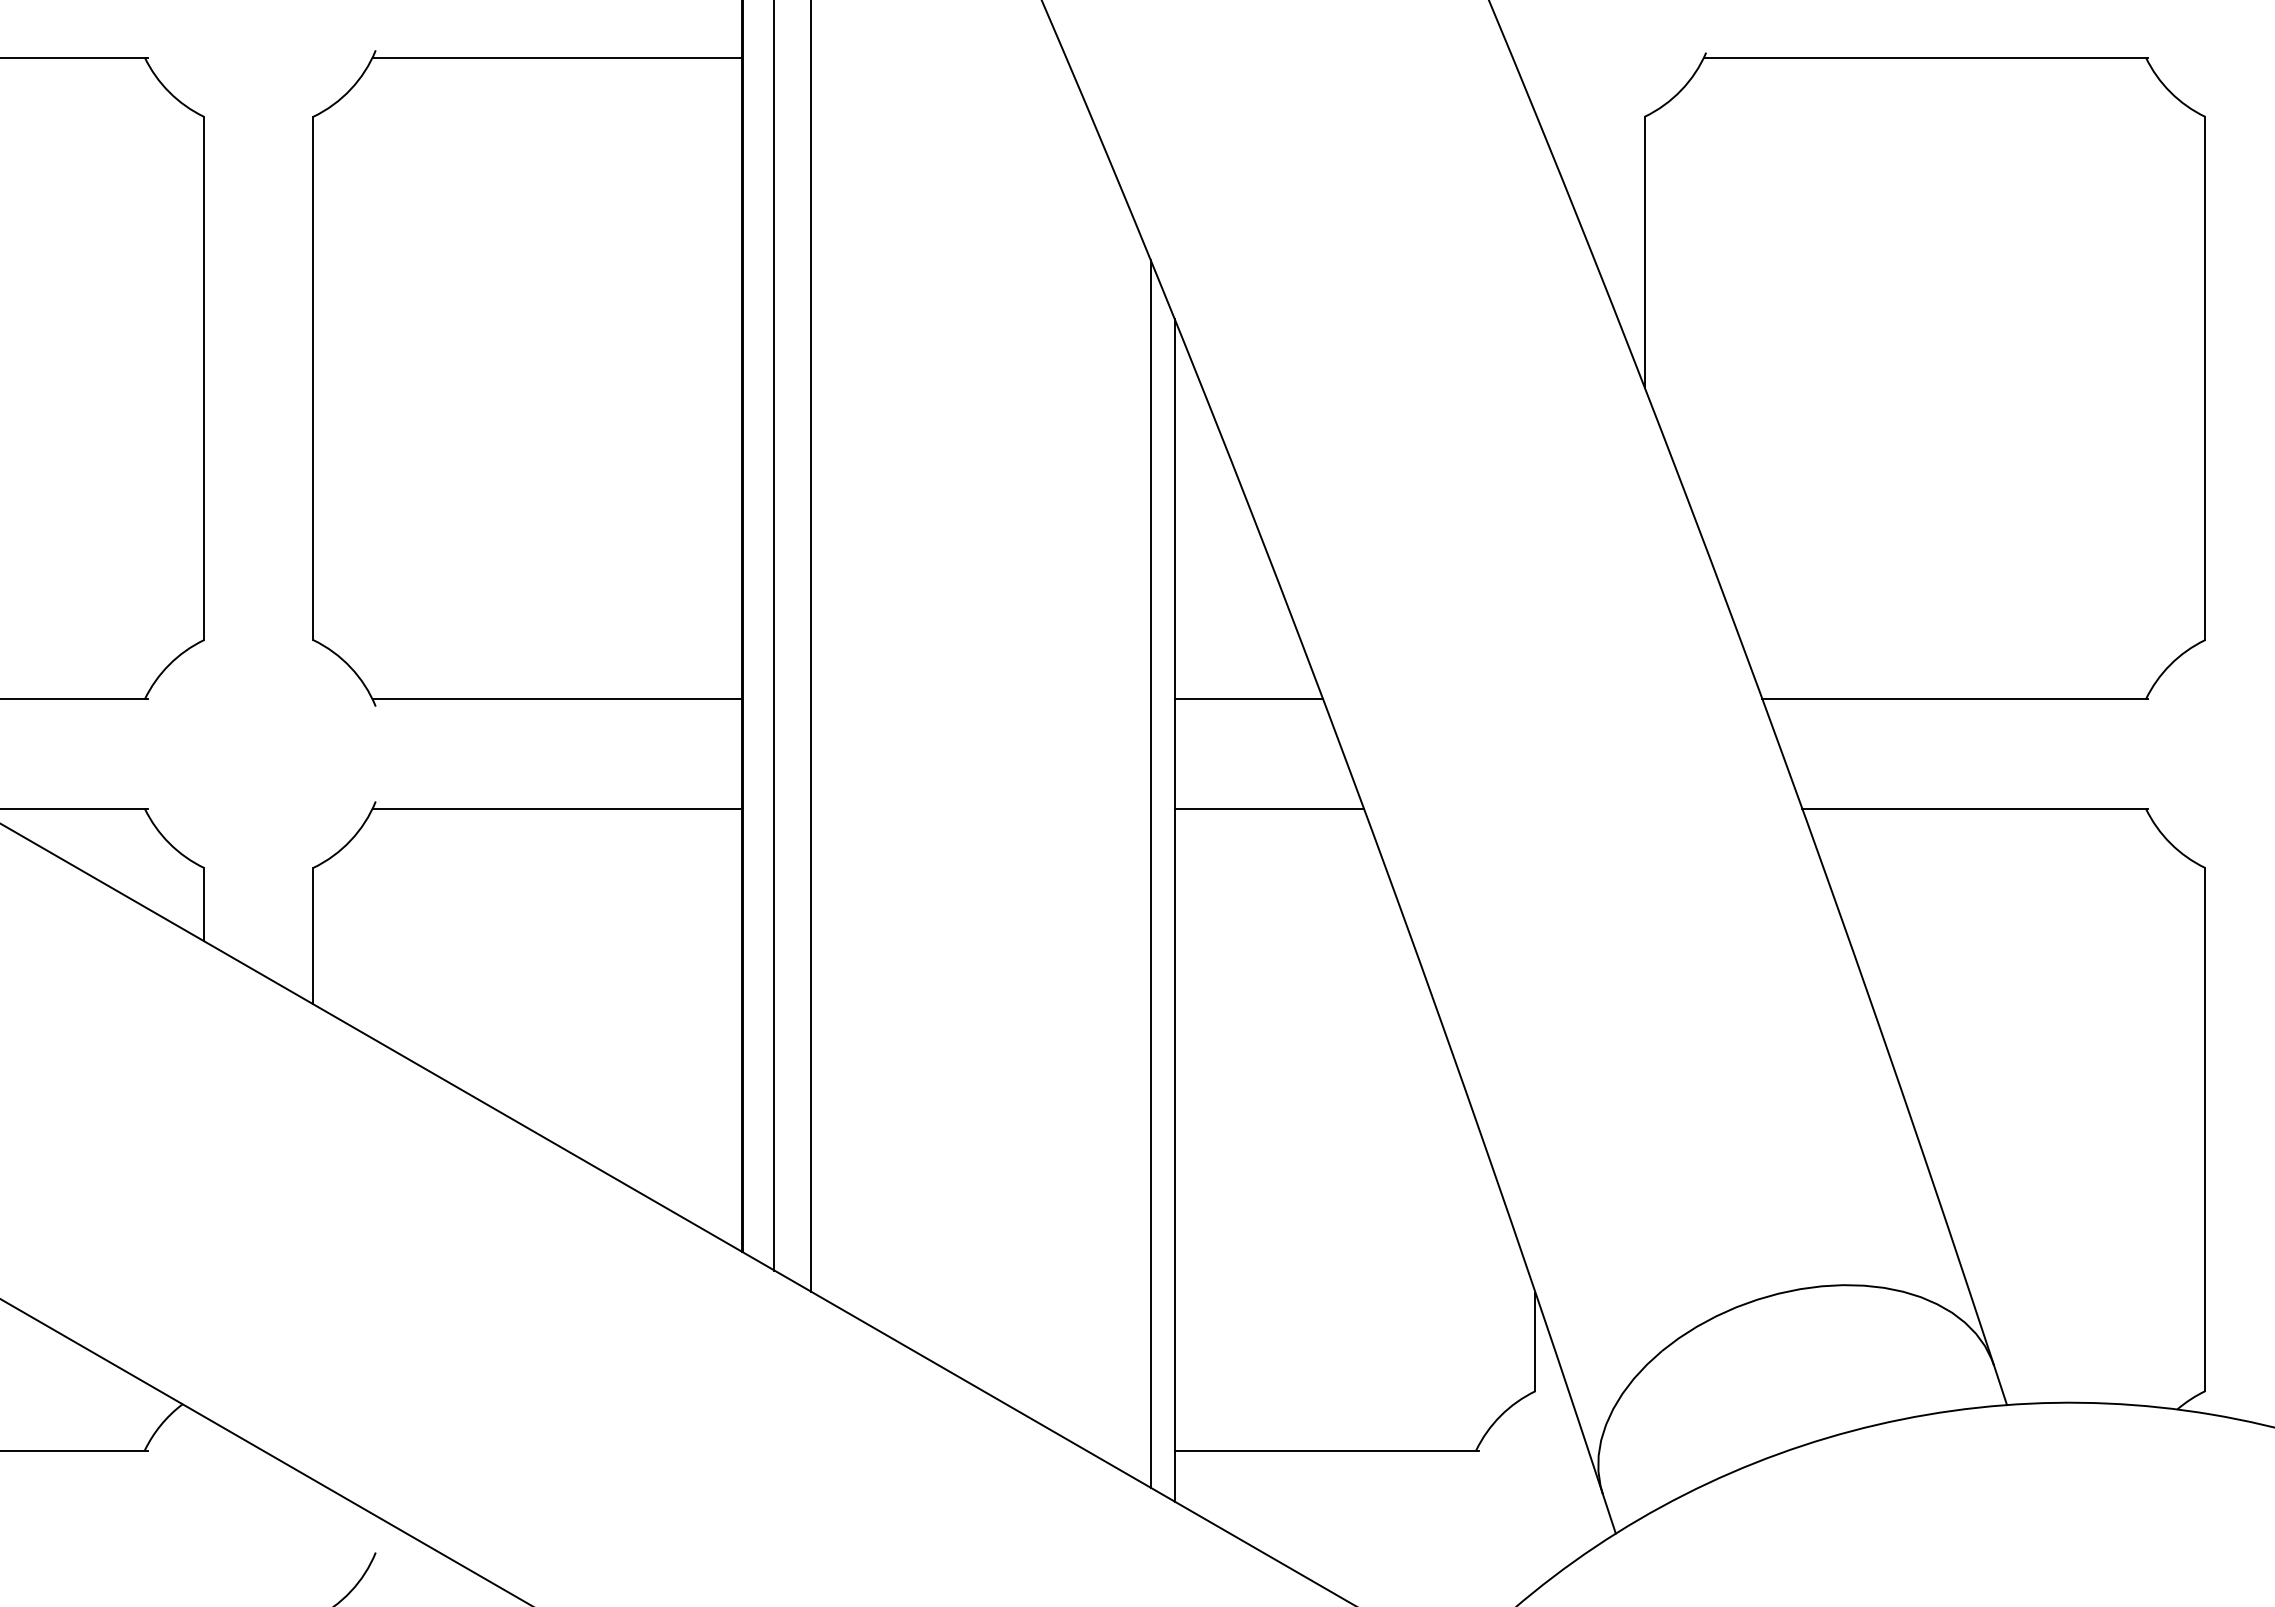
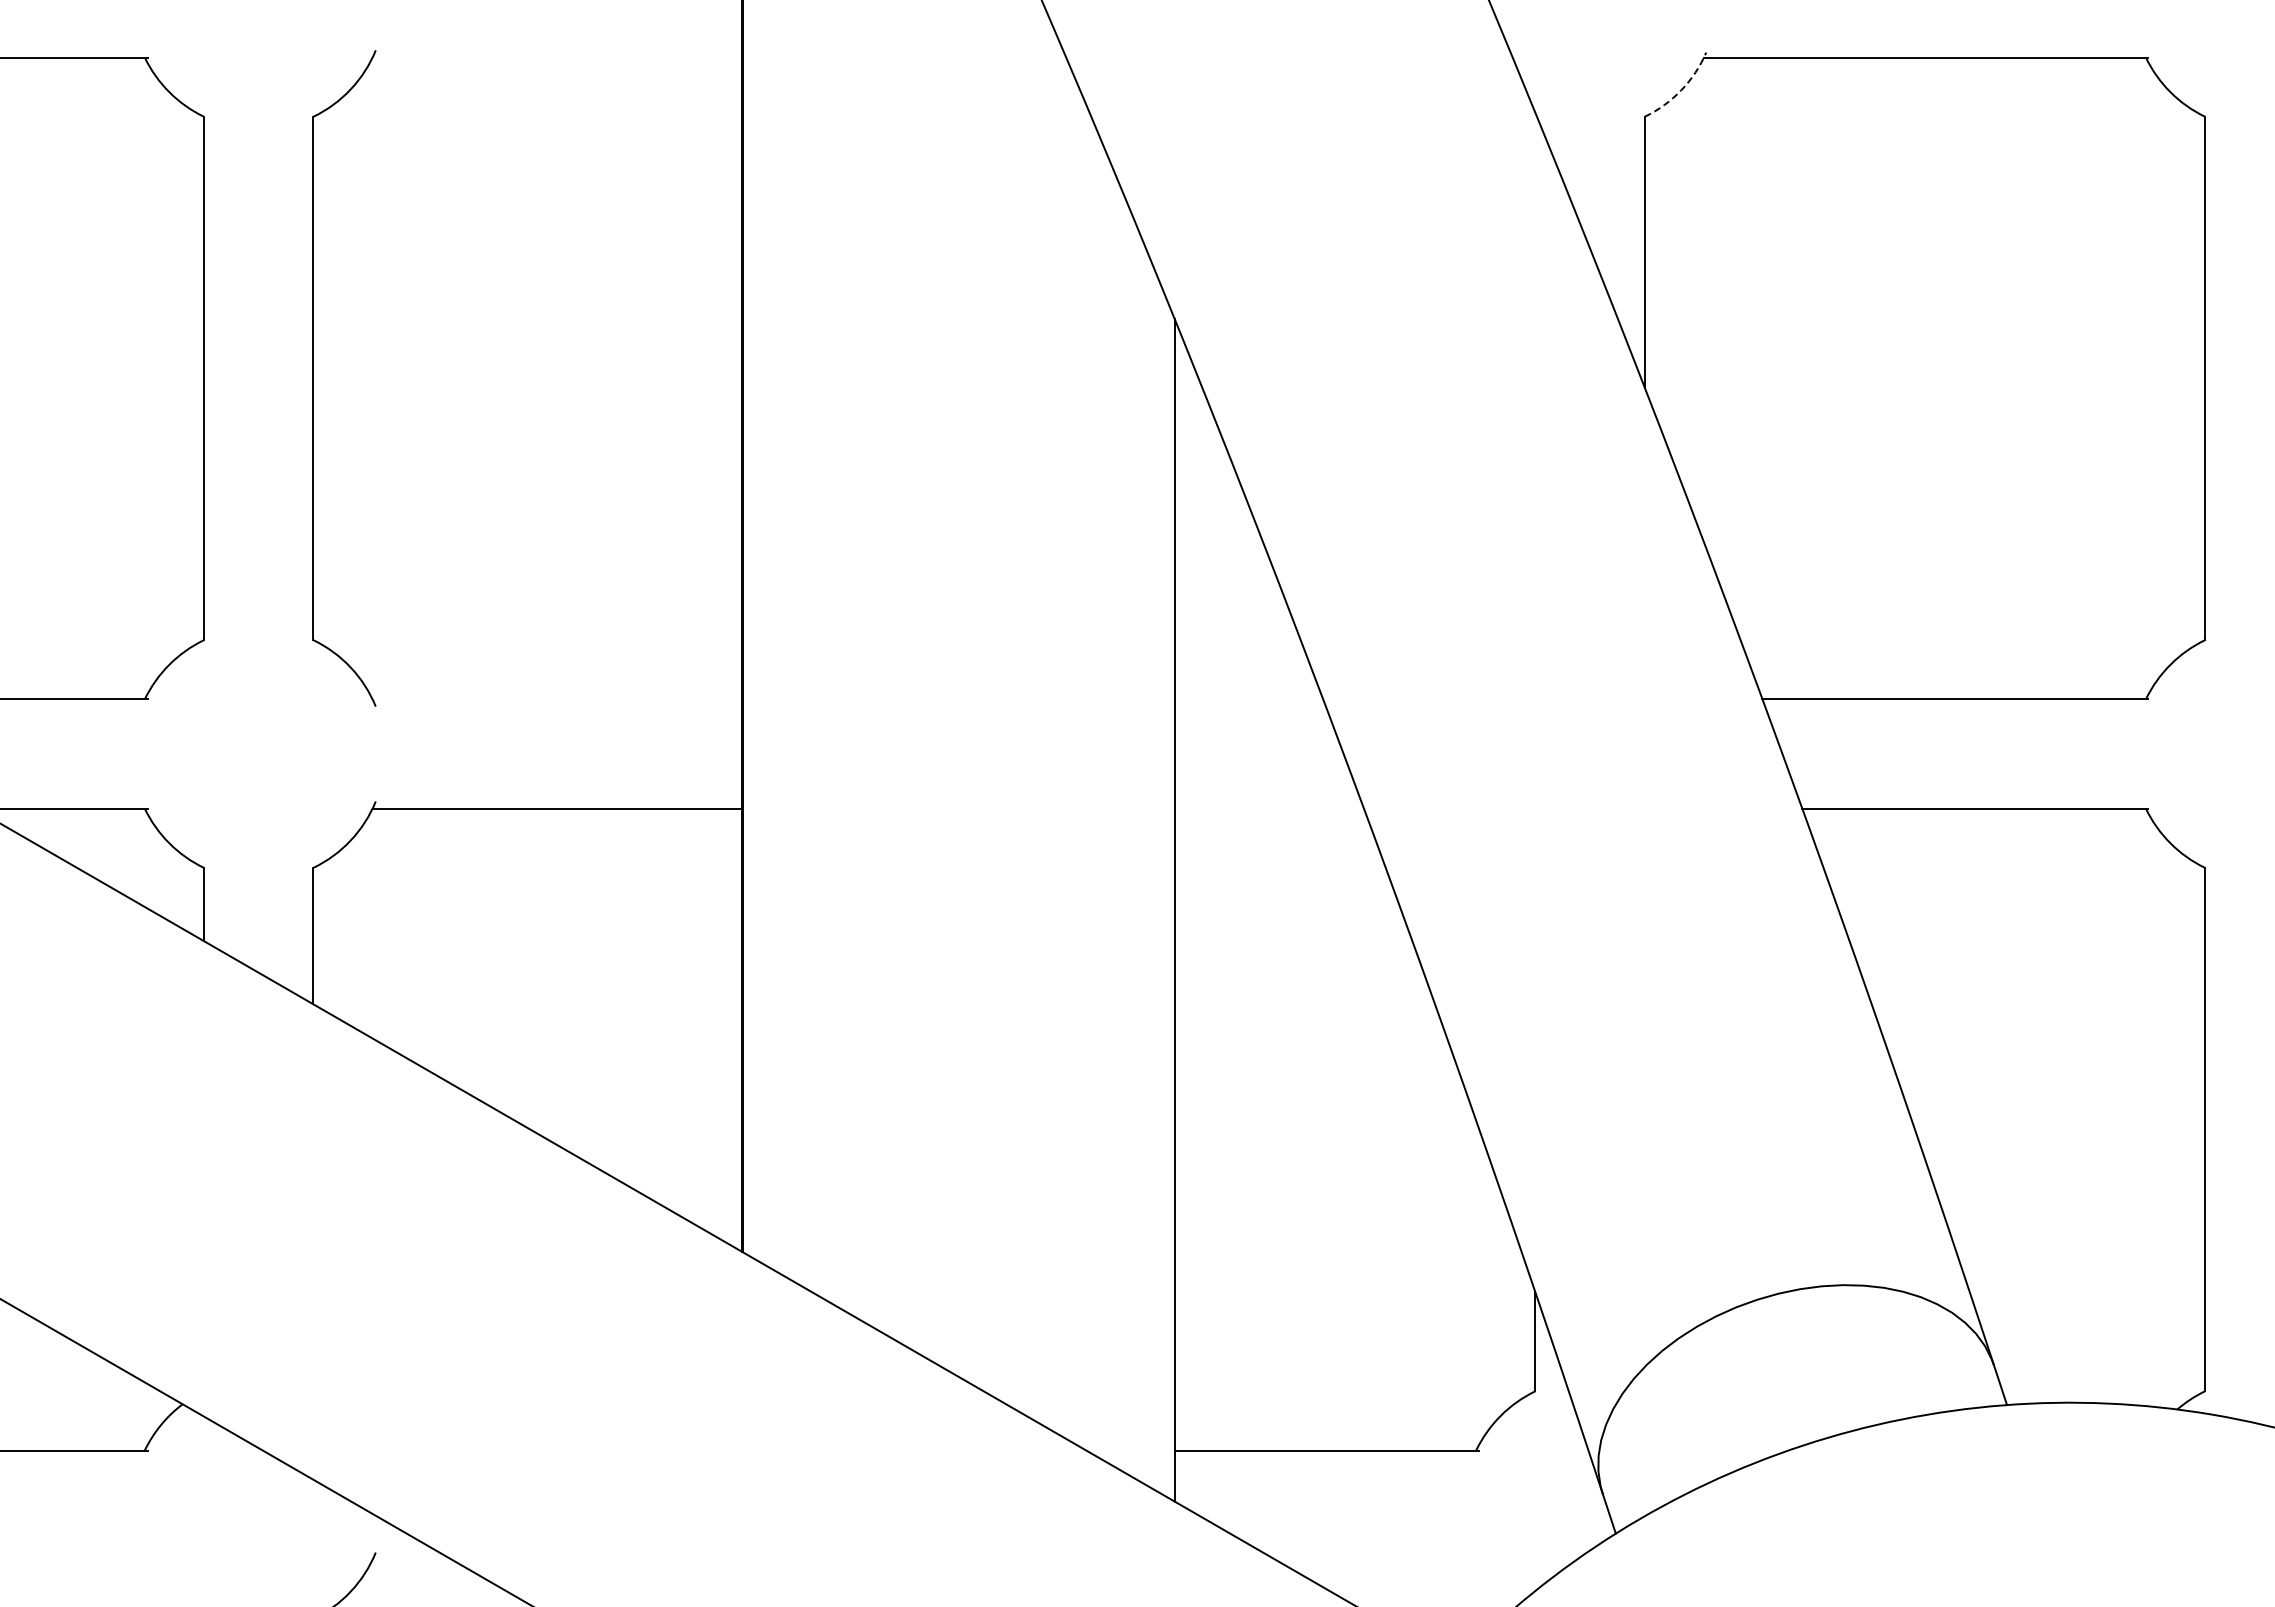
line: present -> none (556, 57)
arc: solid -> dashed (1681, 90)
line: present -> none (774, 636)
line: present -> none (811, 646)
line: present -> none (556, 699)
line: present -> none (1248, 699)
line: present -> none (1268, 808)
line: present -> none (1150, 873)
